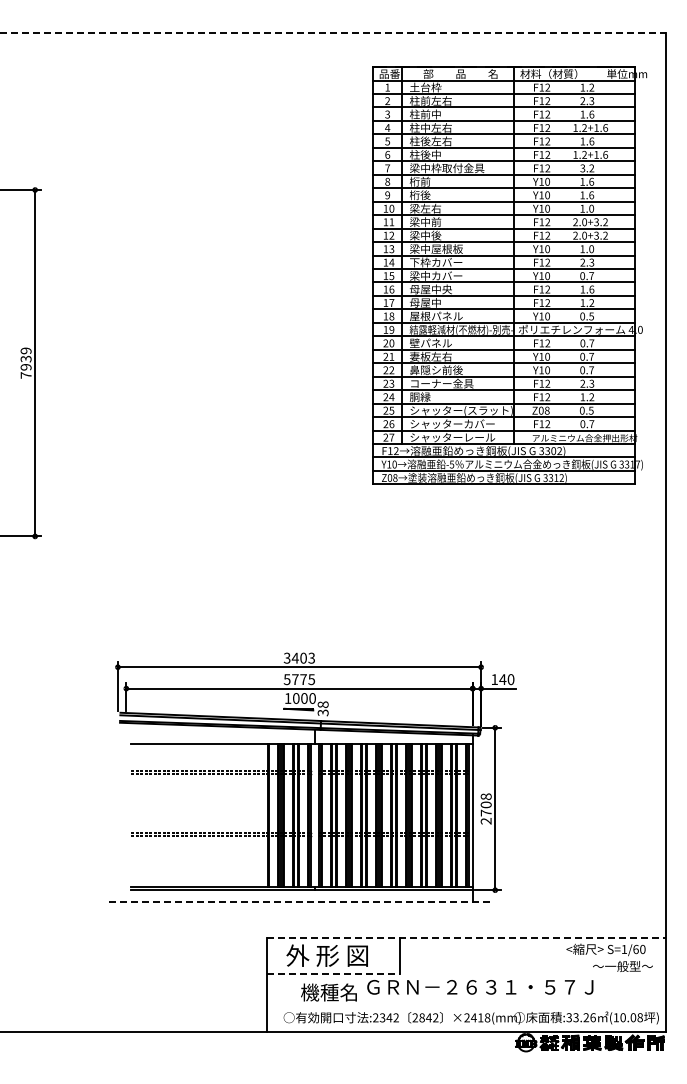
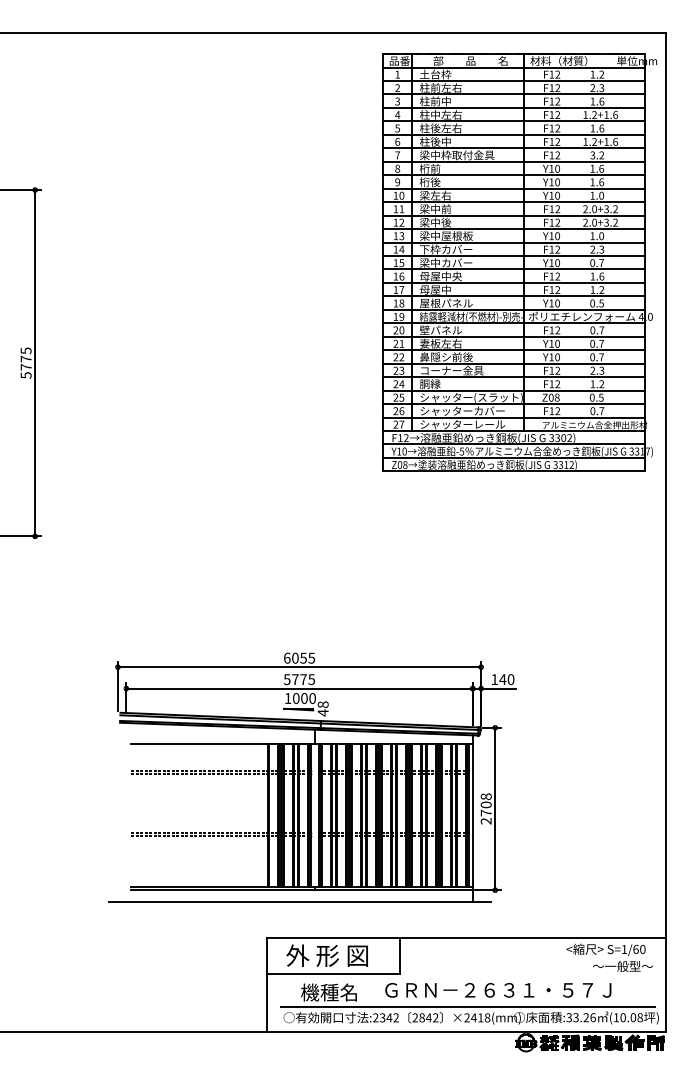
line: dashed -> solid (333, 32)
part position: (509, 275) -> (519, 262) (519, 262)
text: 7939 -> 5775 (25, 362)
text: 3403 -> 6055 (298, 657)
text: 38 -> 48 (322, 712)
line: dashed -> solid (299, 902)
line: dashed -> solid (466, 938)
line: dashed -> solid (333, 974)
text position: (480, 987) -> (498, 990) (498, 990)
line: none -> present (468, 1006)
